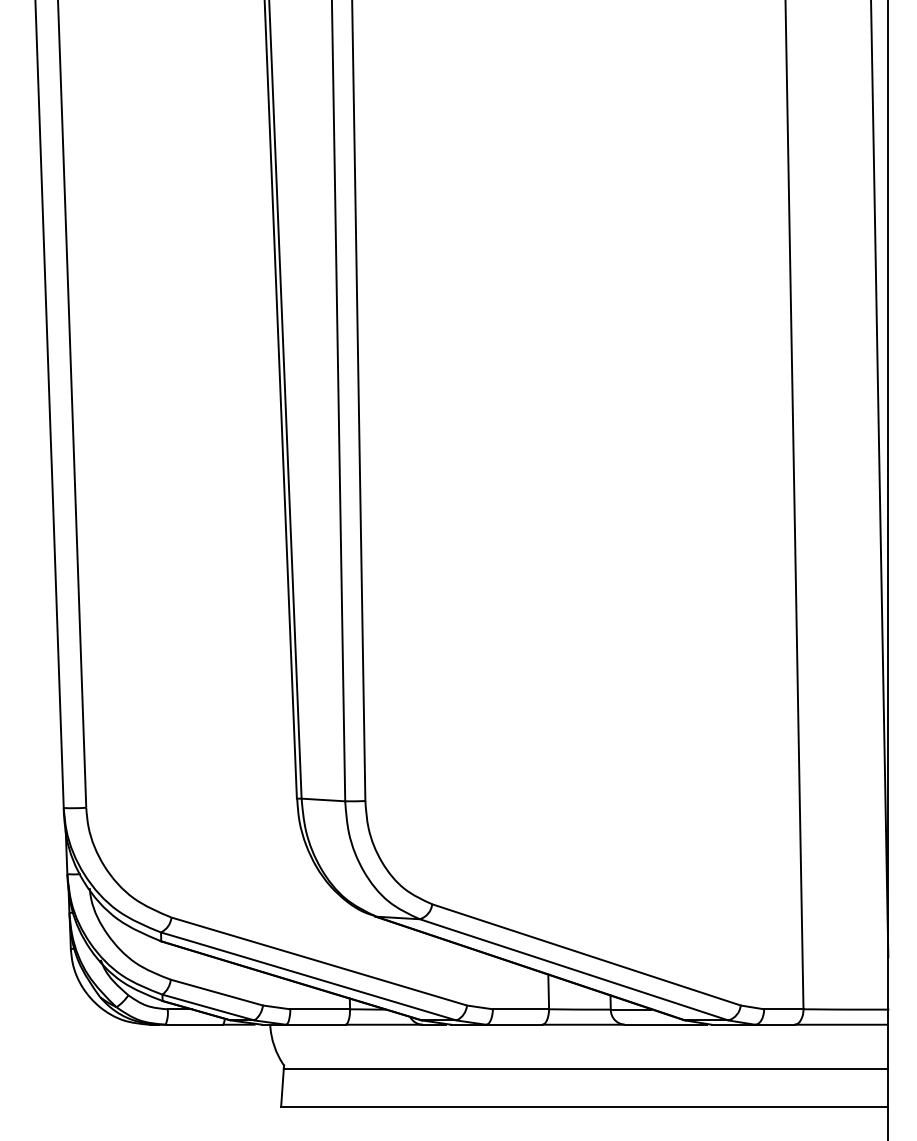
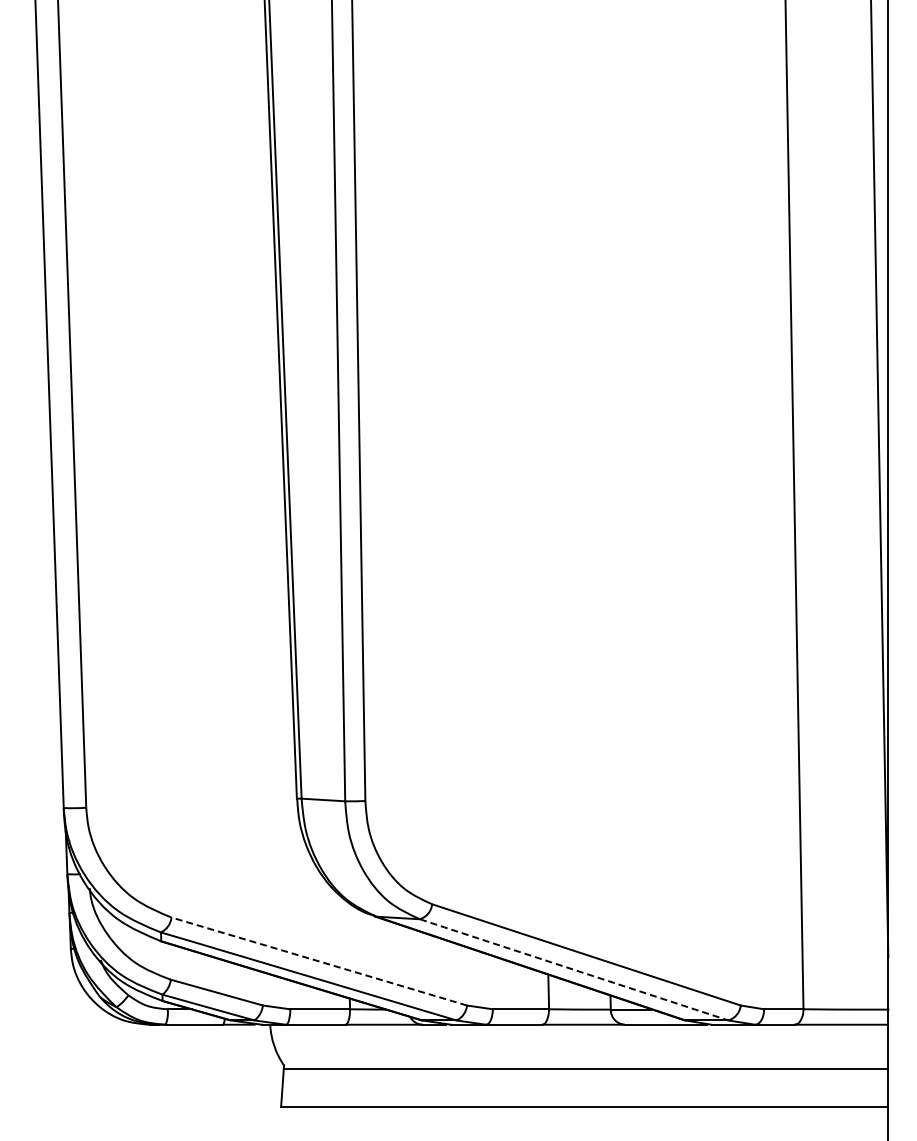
line: solid -> dashed (319, 961)
line: solid -> dashed (573, 969)
